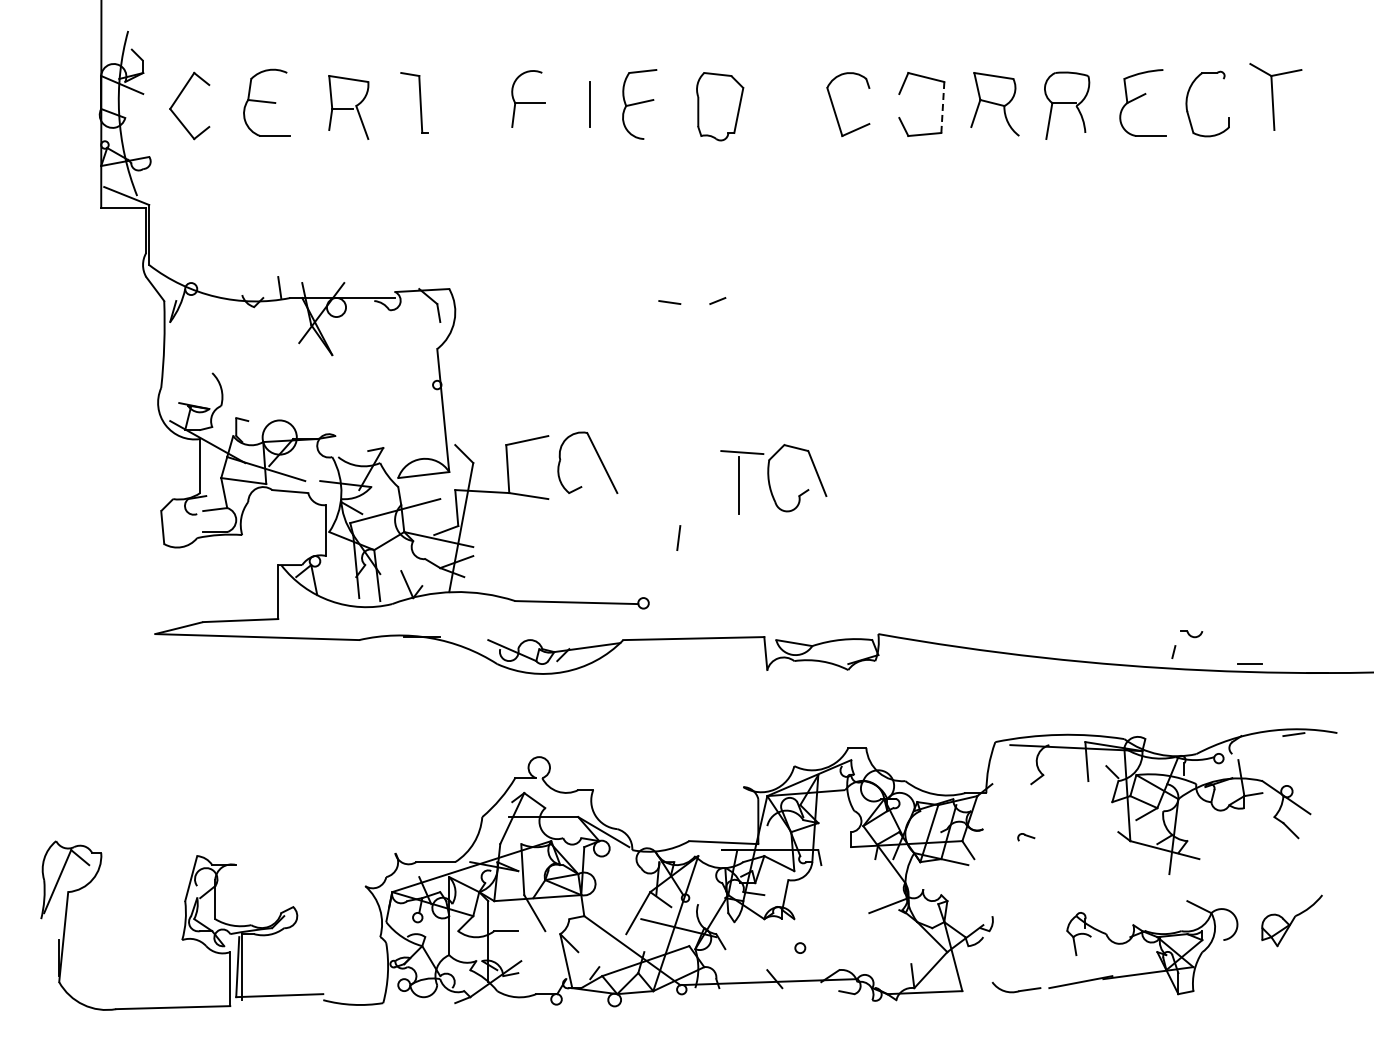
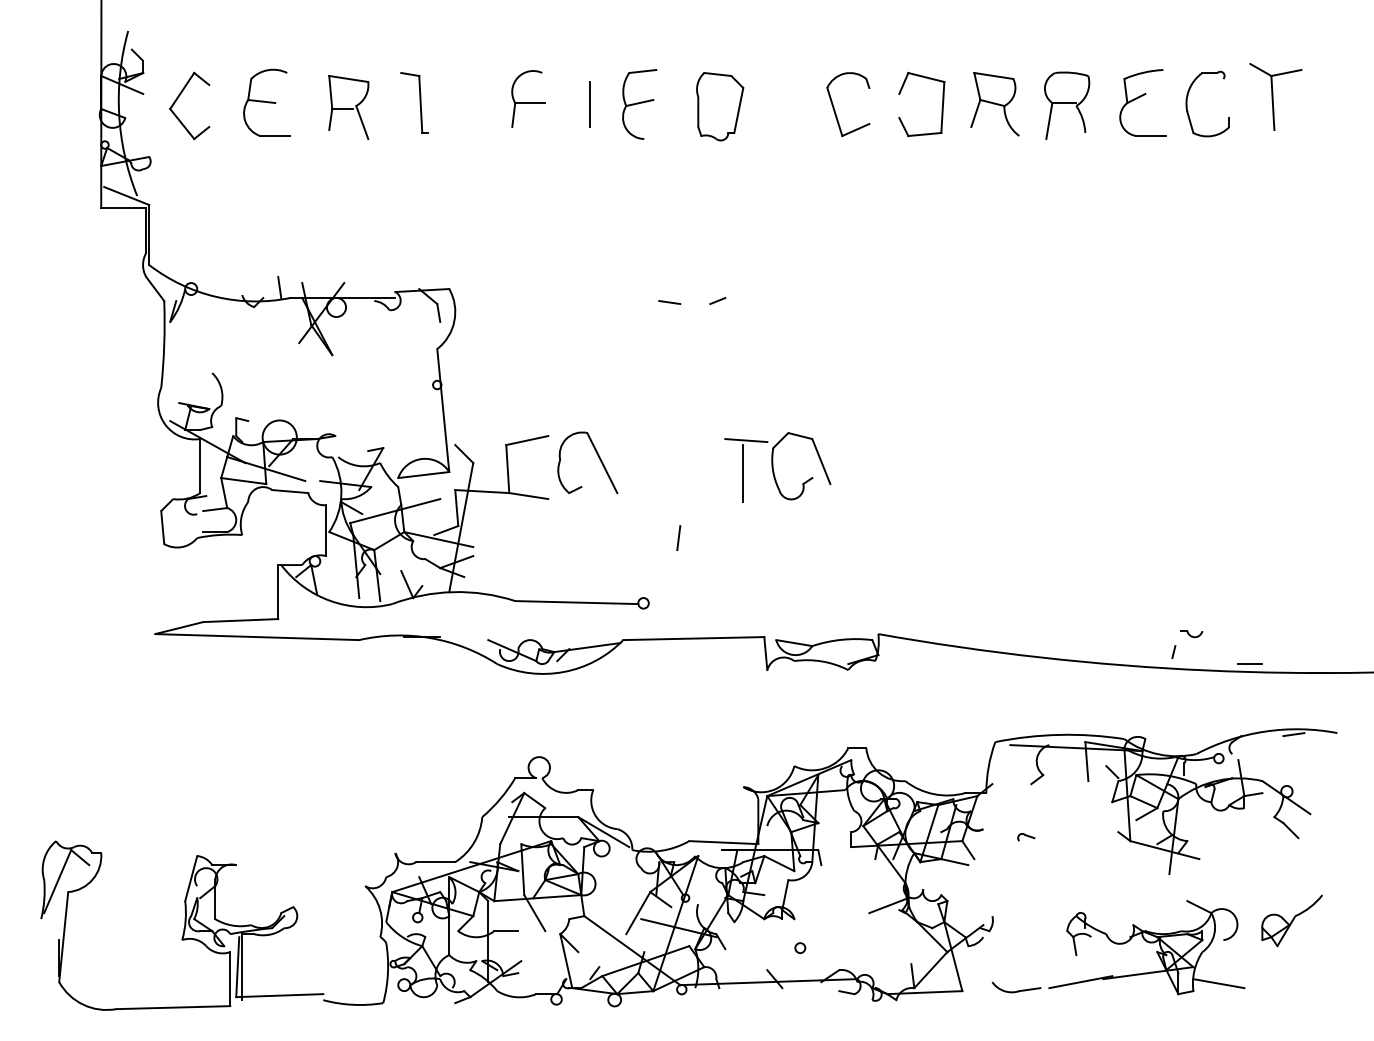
line: dashed -> solid (942, 107)
part position: (773, 479) -> (777, 467) (777, 467)
line: none -> present (1218, 983)
